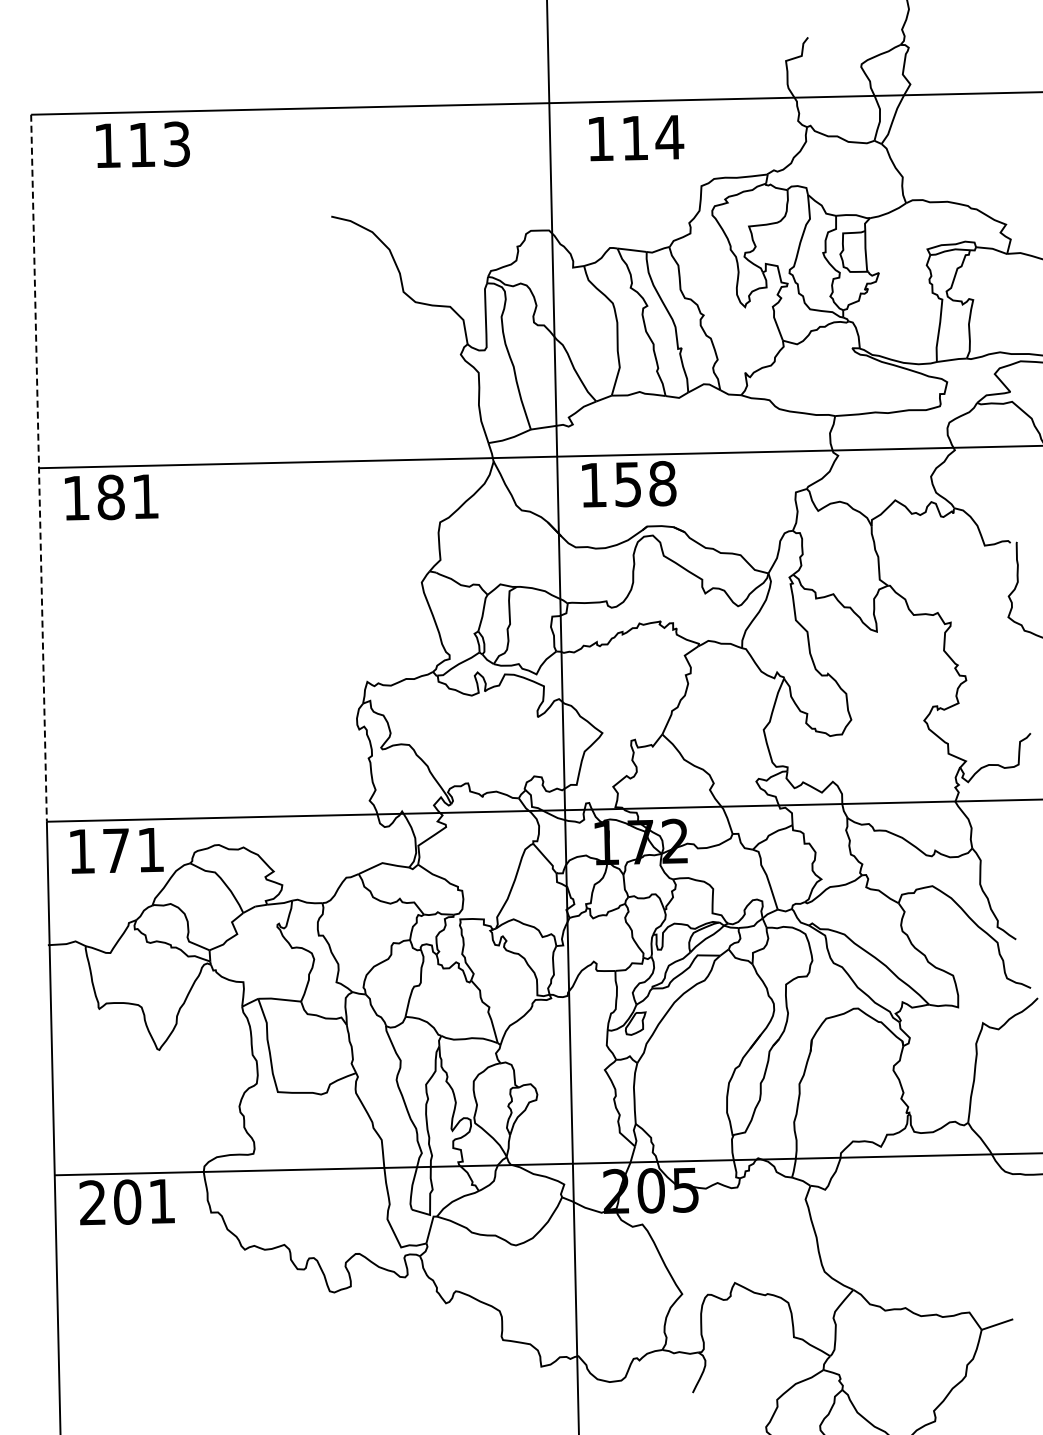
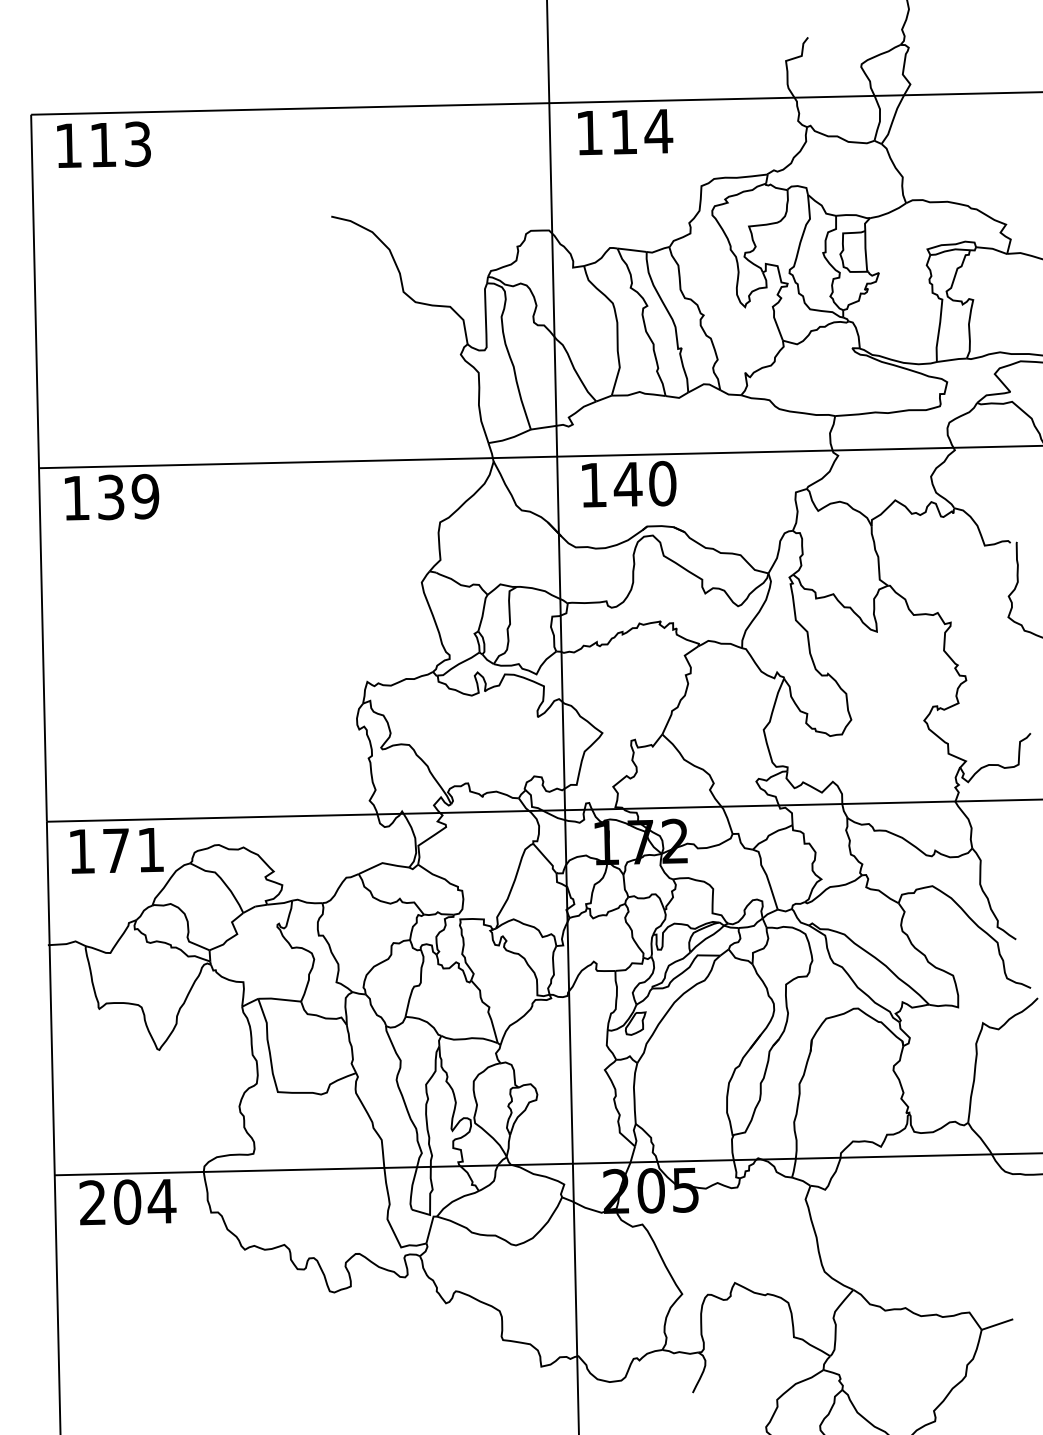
text position: (636, 138) -> (625, 132) (625, 132)
text position: (142, 144) -> (103, 144) (103, 144)
line: dashed -> solid (39, 468)
text: 158 -> 140 (644, 484)
text: 181 -> 139 (128, 496)
text: 201 -> 204 (161, 1201)
